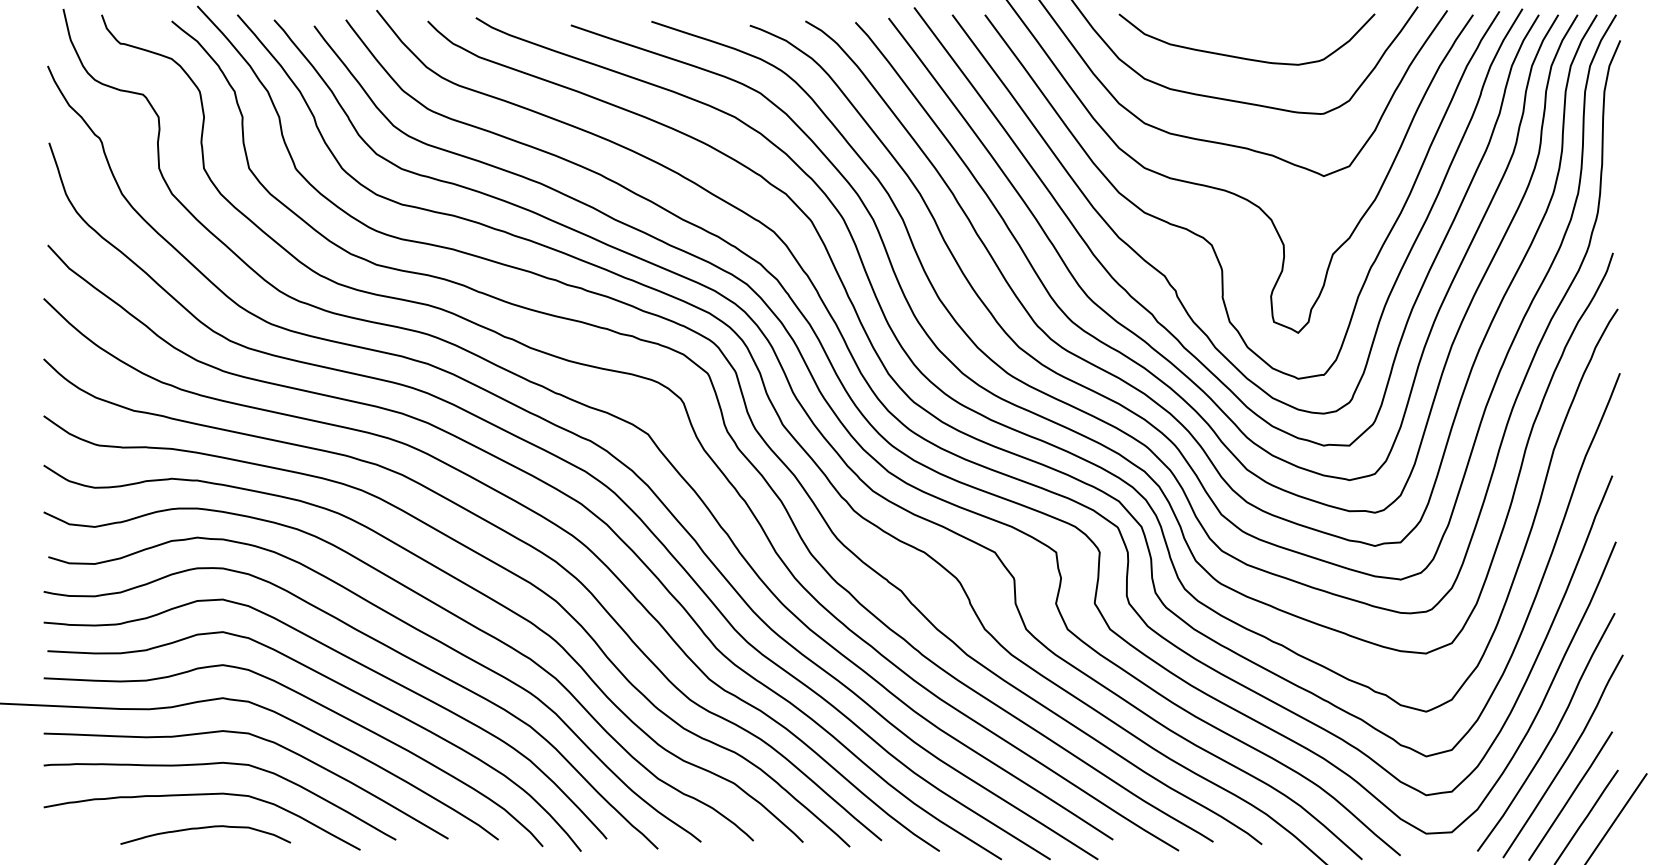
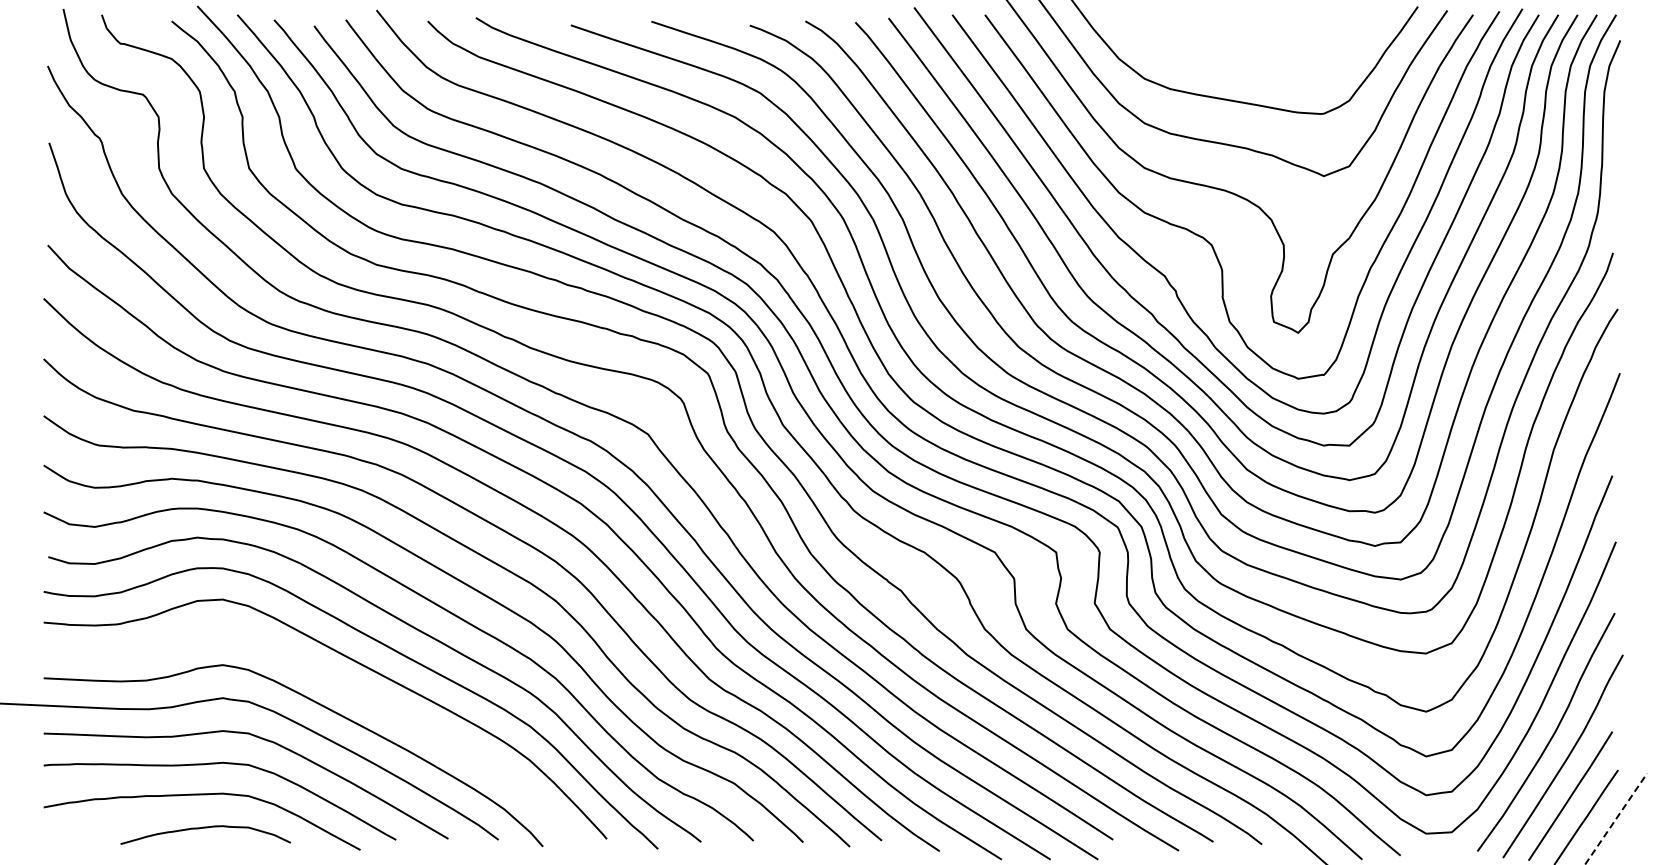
curve: present -> none (1244, 57)
curve: present -> none (347, 689)
line: solid -> dashed (1616, 818)
